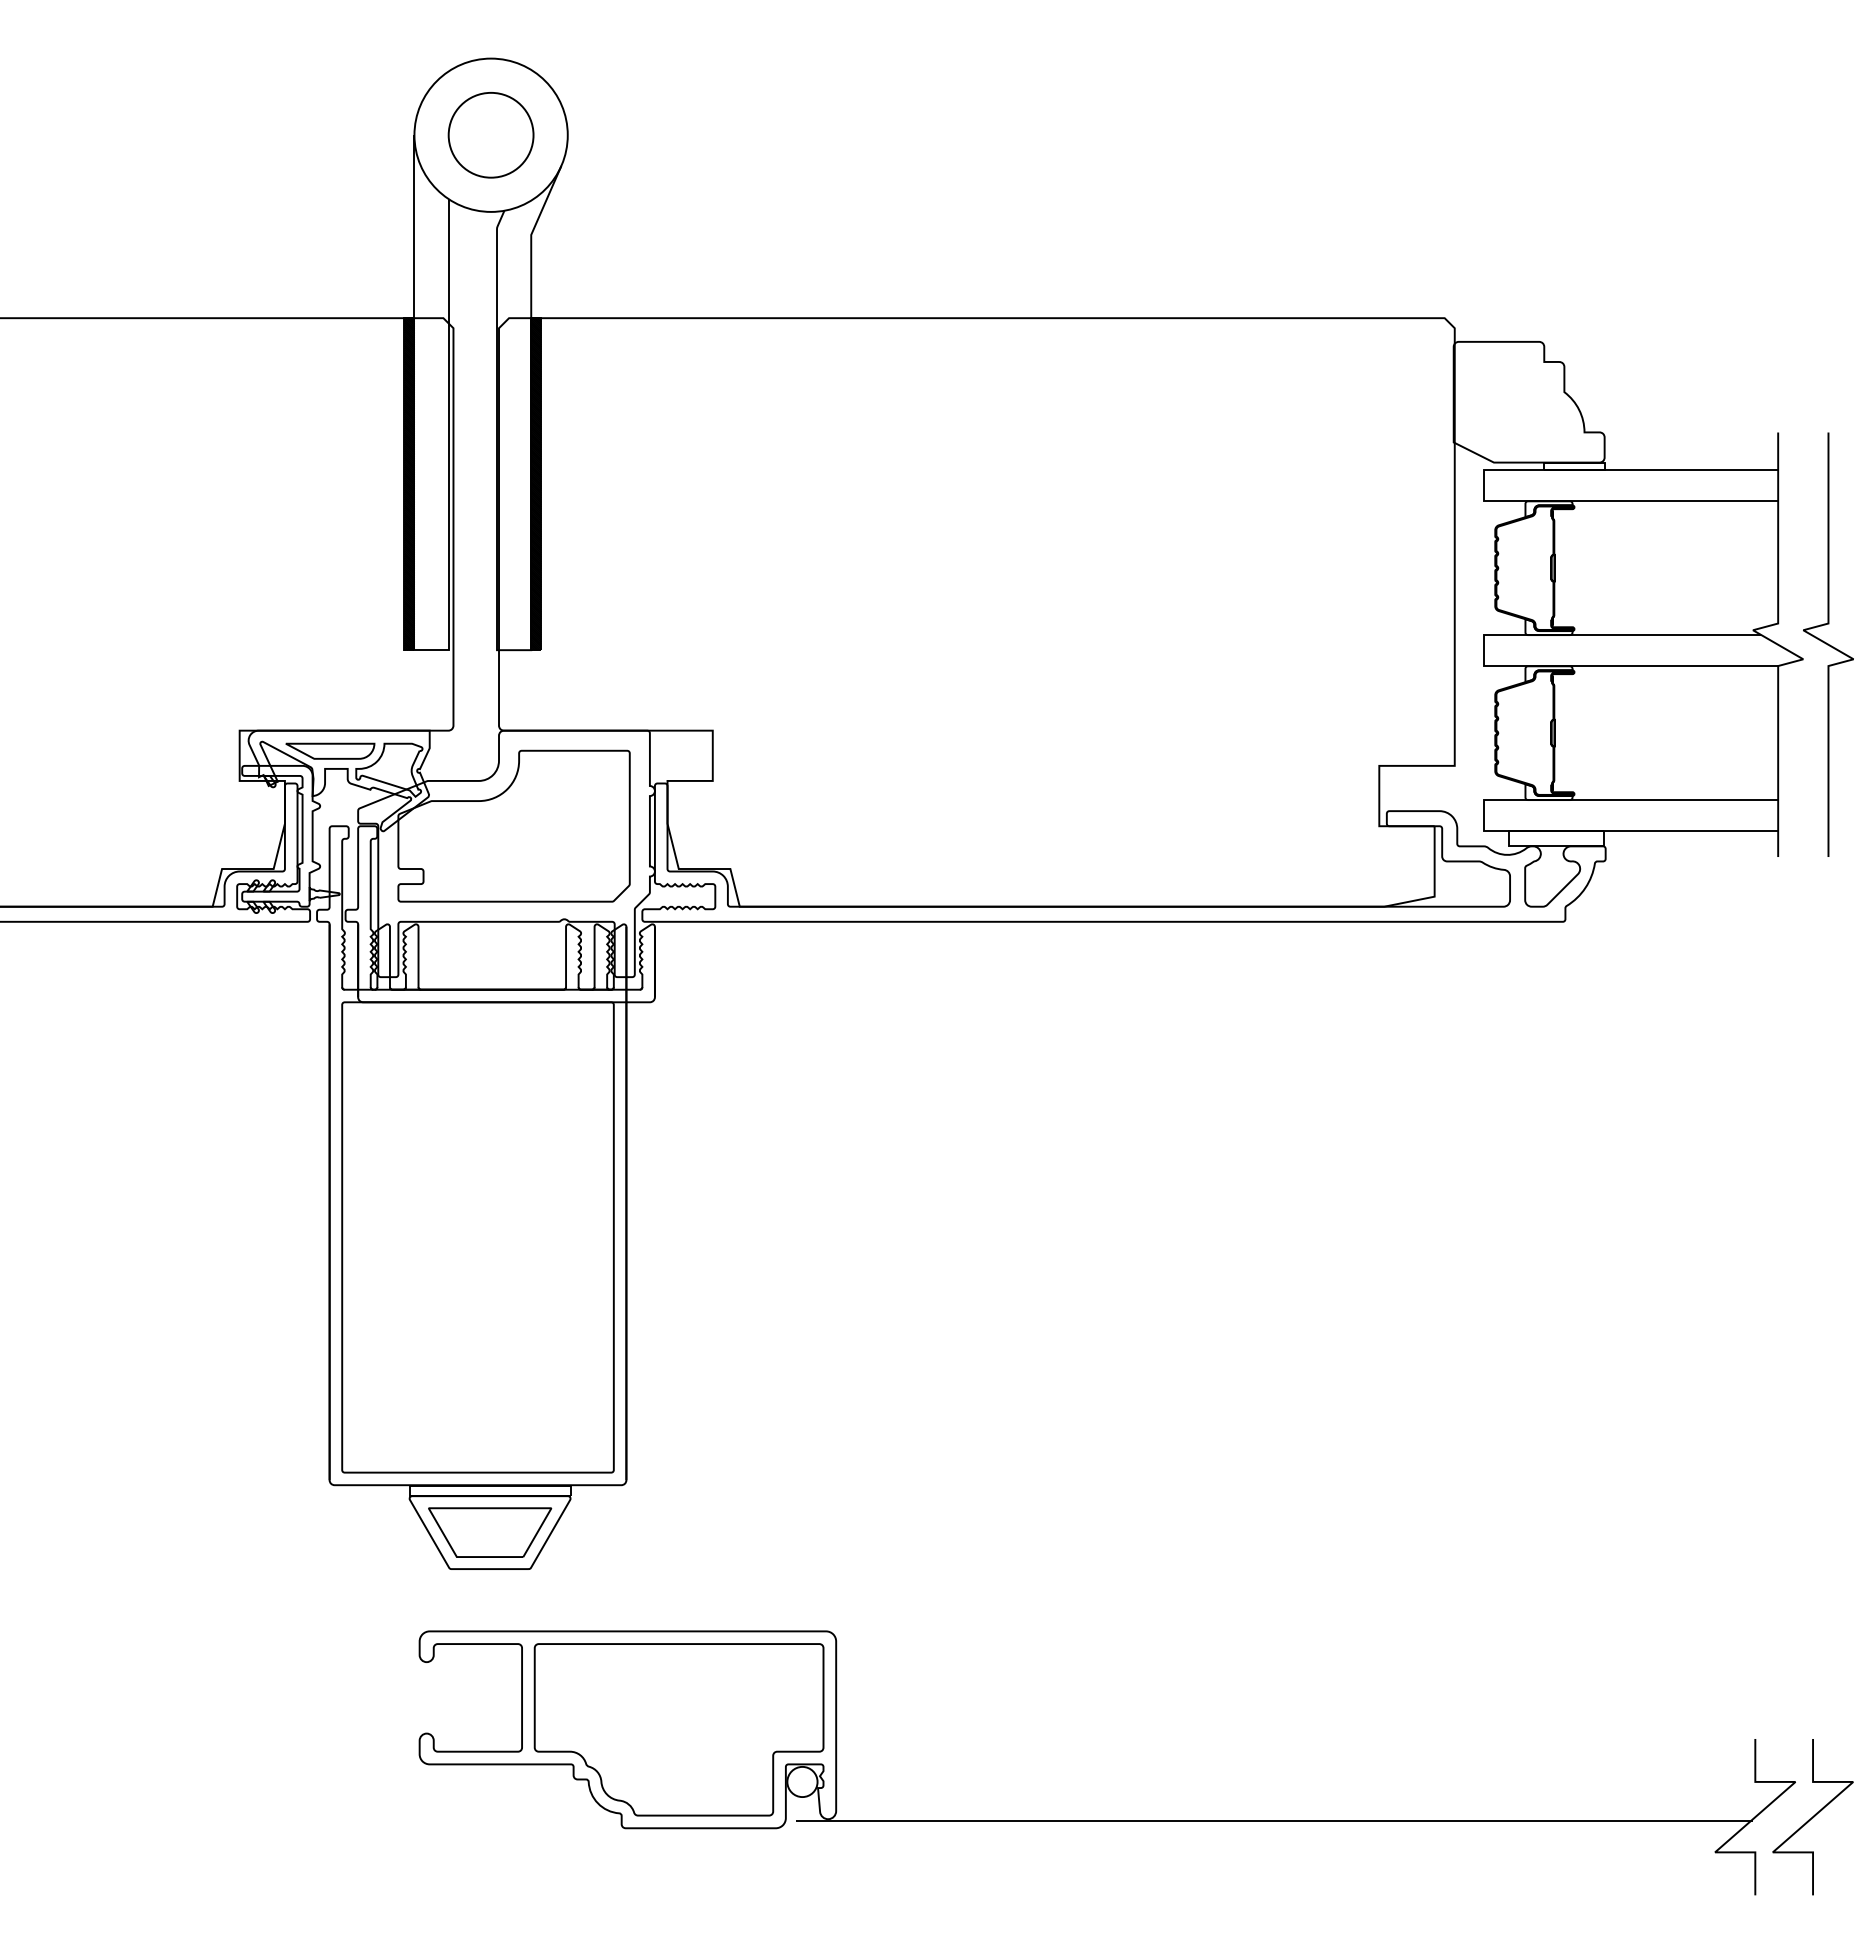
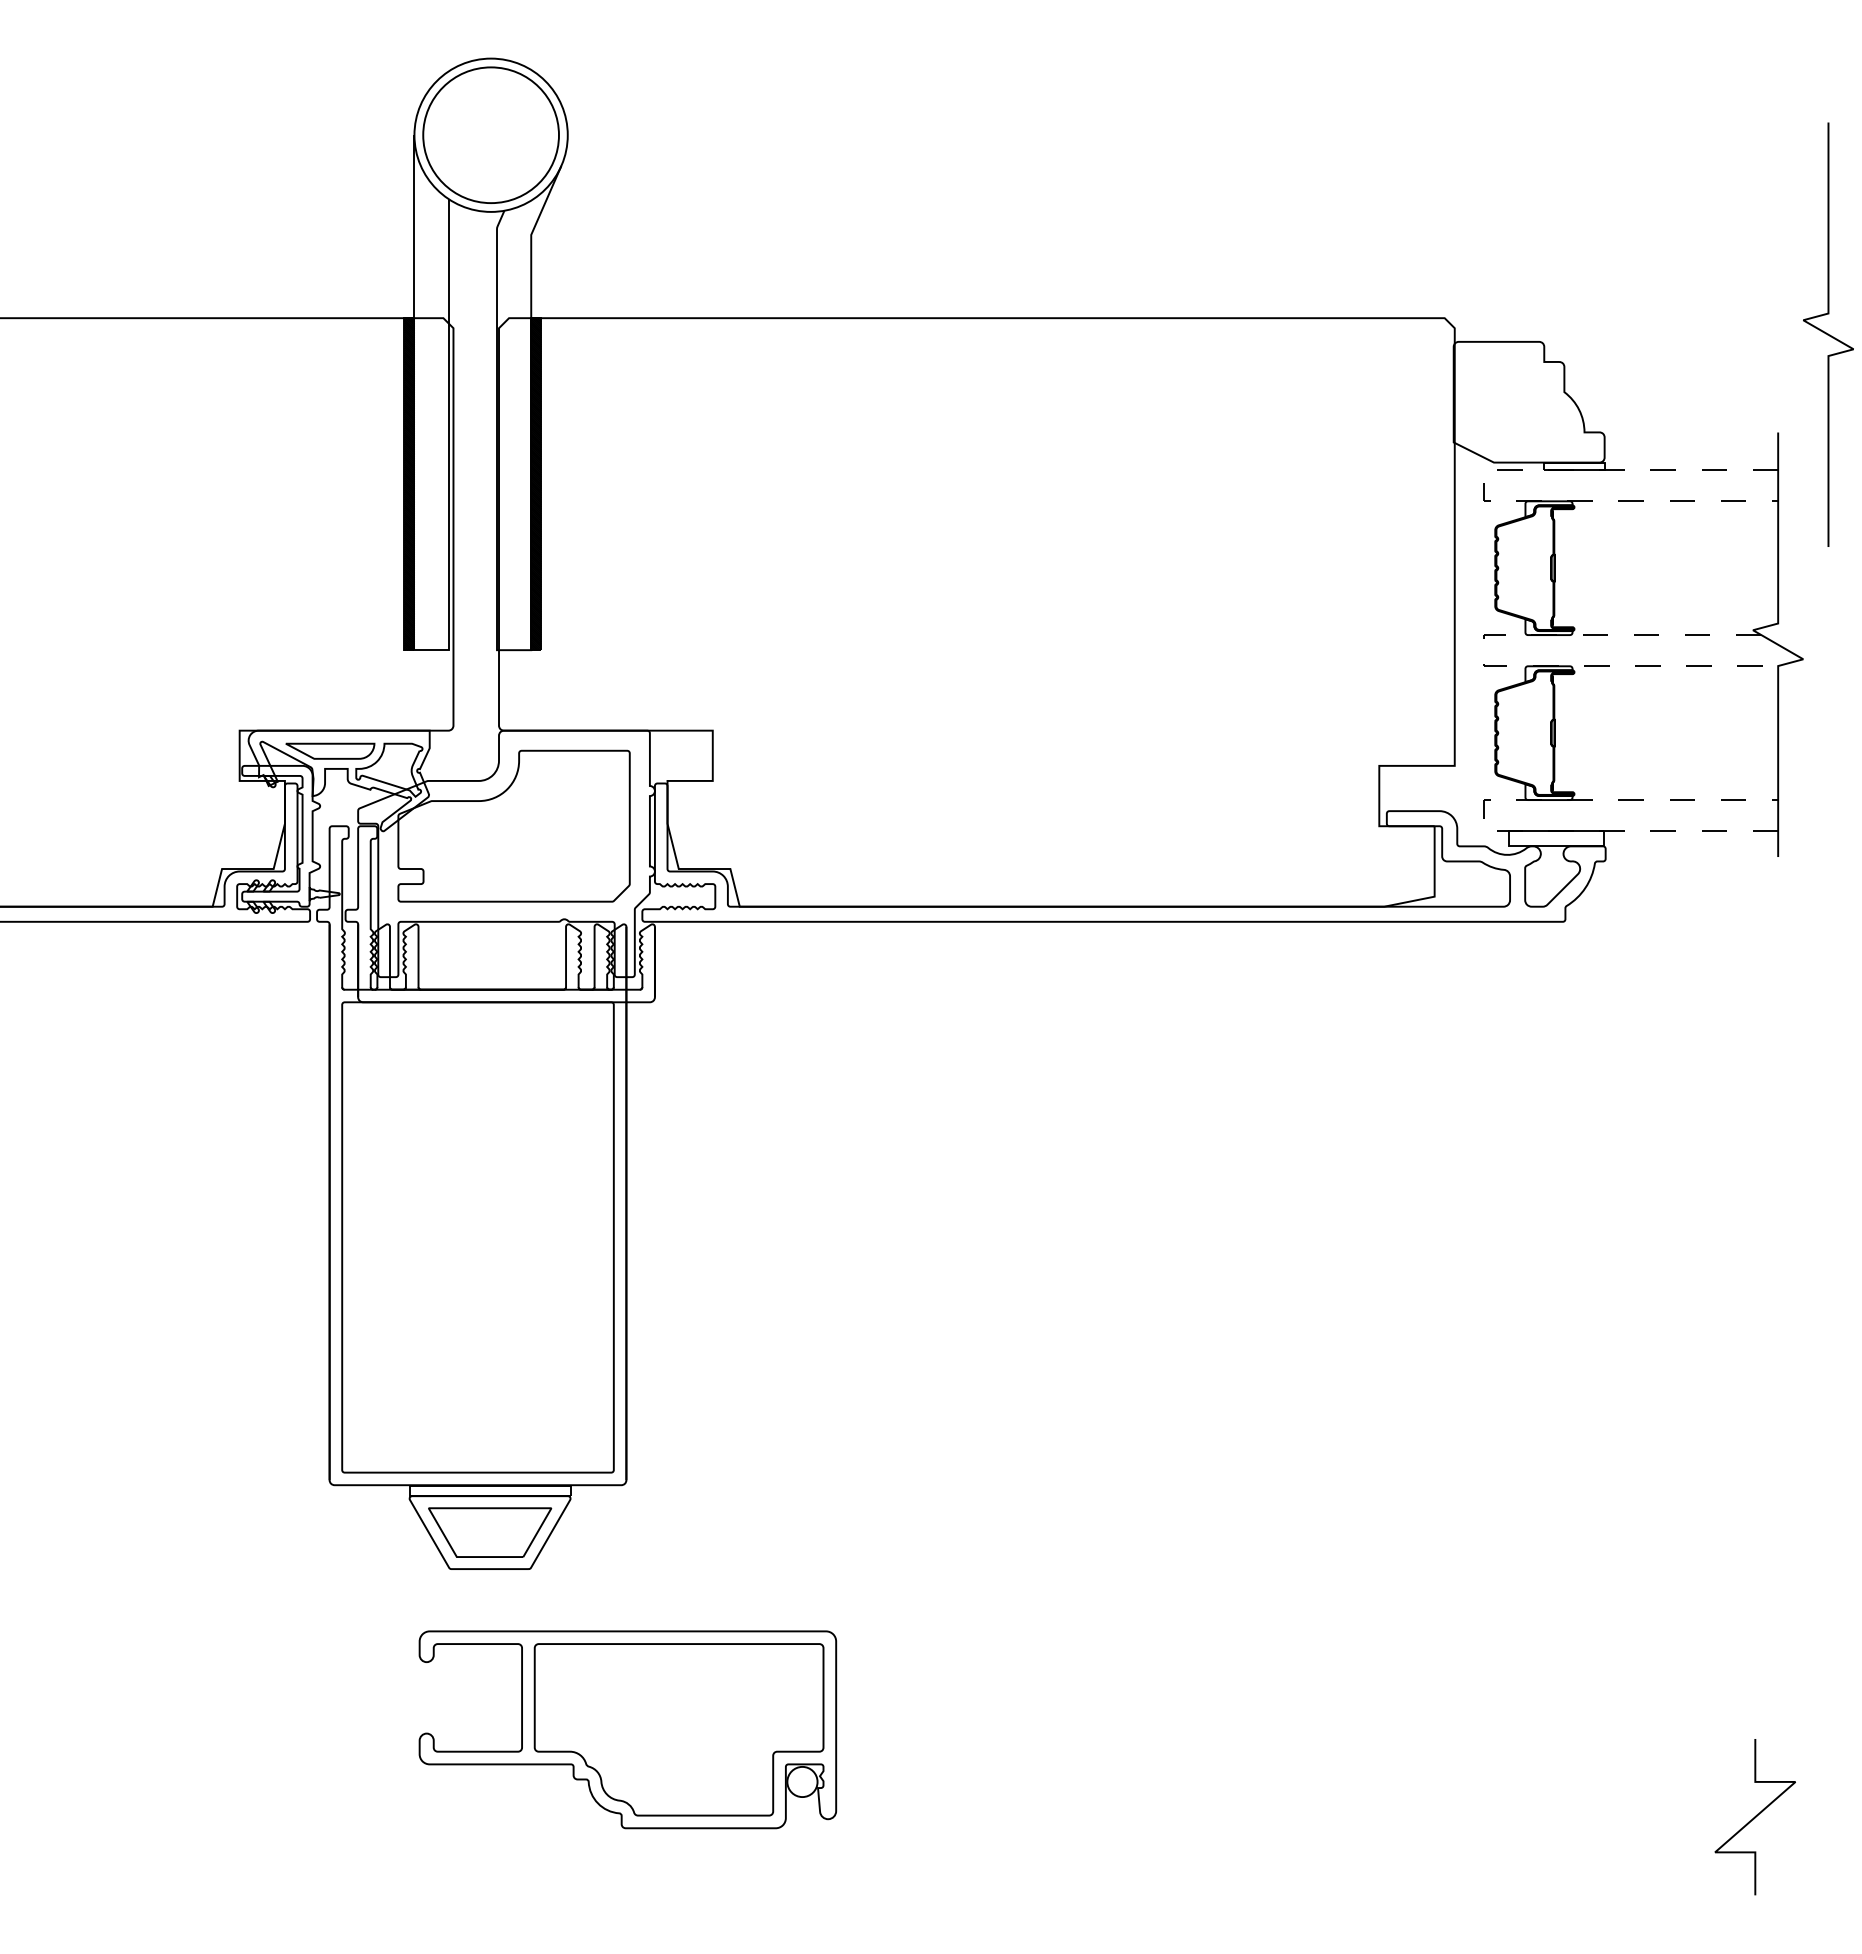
circle diameter: 85 px -> 136 px (490, 135)
line: solid -> dashed (1483, 485)
curve position: (1828, 644) -> (1828, 334) (1828, 334)
line: solid -> dashed (1483, 659)
line: solid -> dashed (1483, 815)
curve: present -> none (1812, 1817)
line: present -> none (1273, 1821)
